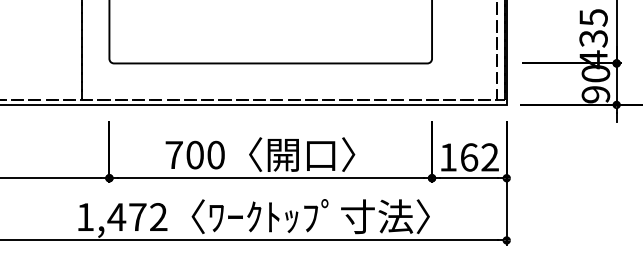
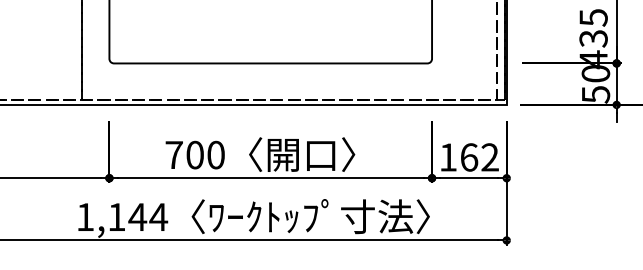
text: 90 -> 50 (595, 94)
text: 1,472 -> 1,144 (137, 216)
